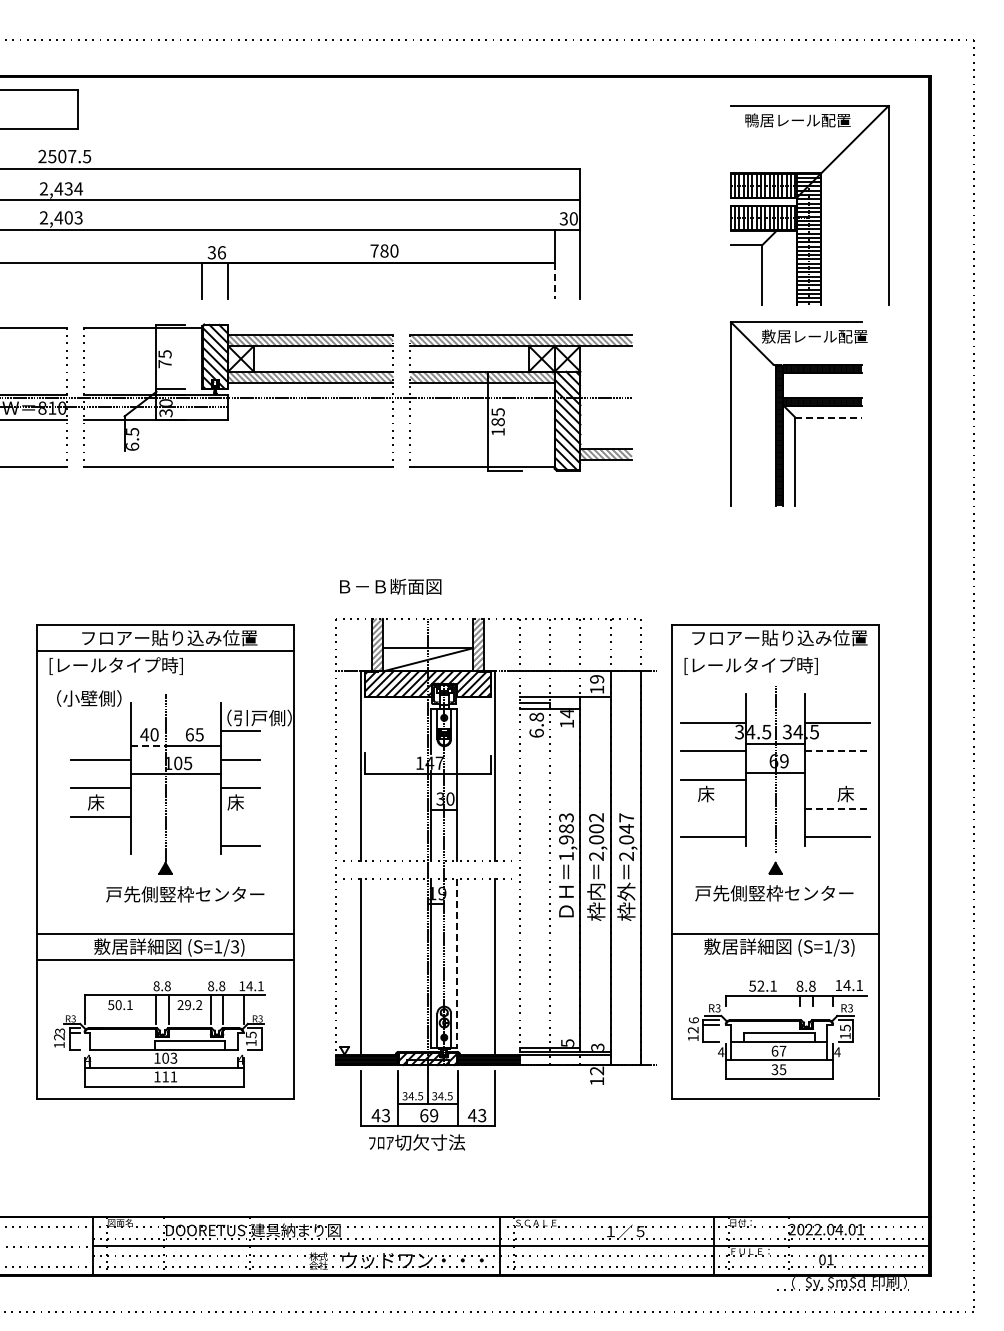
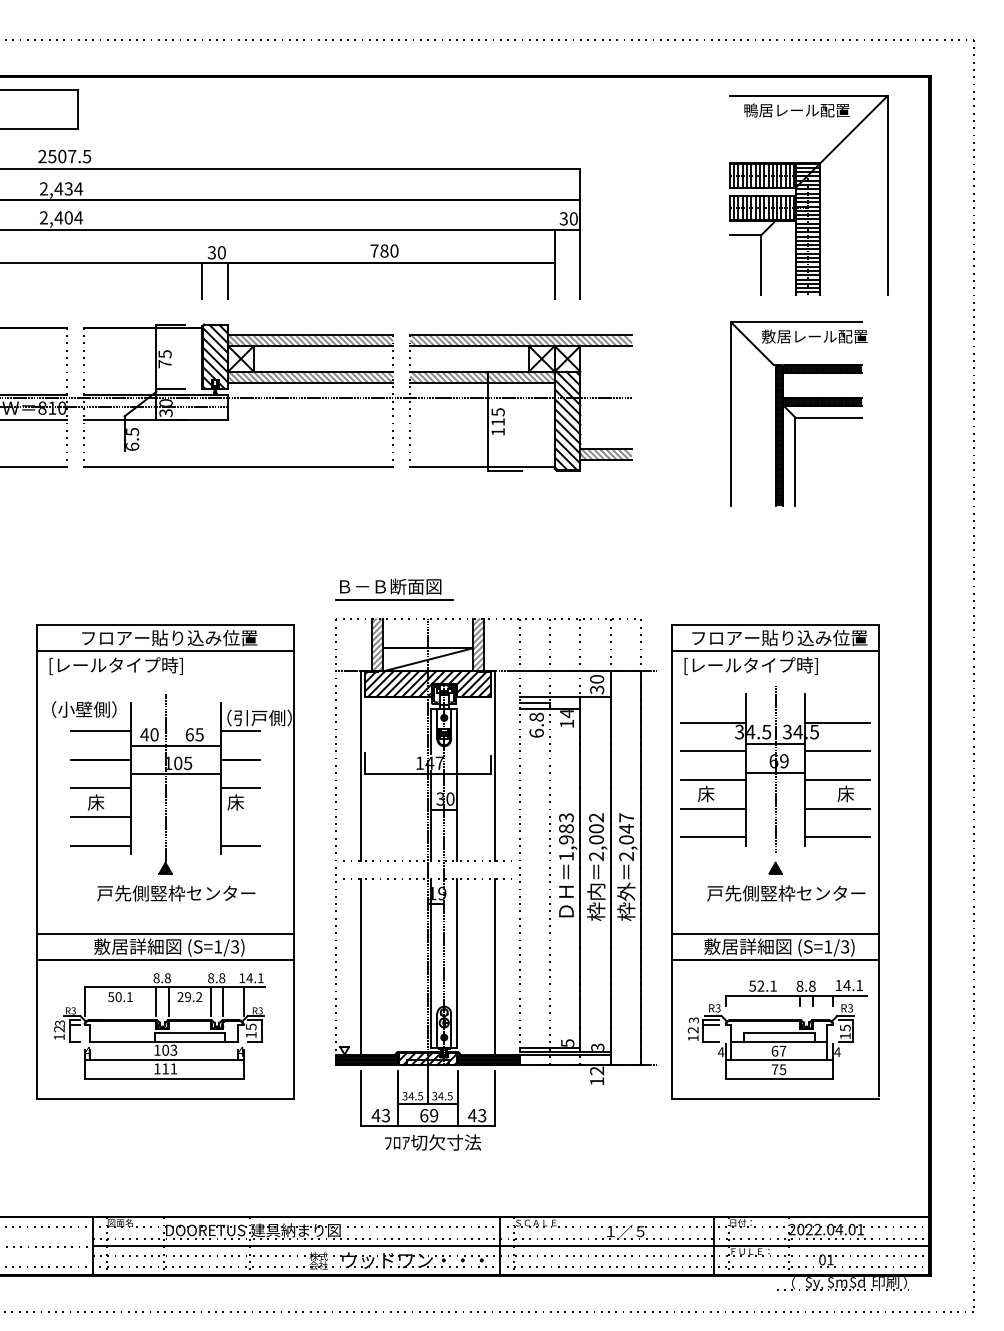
part position: (809, 205) -> (808, 195) (808, 195)
text: 2,403 -> 2,404 (78, 217)
text: 36 -> 30 (221, 252)
line: dashed -> solid (554, 280)
line: dashed -> solid (829, 417)
text: 185 -> 115 (497, 422)
line: none -> present (393, 600)
line: none -> present (775, 651)
text: 19 -> 30 (597, 684)
text position: (89, 698) -> (84, 709) (84, 709)
line: none -> present (101, 731)
line: dashed -> solid (148, 745)
line: dashed -> solid (838, 751)
line: none -> present (837, 779)
line: none -> present (713, 808)
line: dashed -> solid (838, 808)
line: none -> present (101, 845)
text position: (774, 893) -> (786, 893) (786, 893)
text position: (185, 894) -> (176, 893) (176, 893)
line: none -> present (775, 959)
line: dashed -> solid (457, 963)
text: 6 -> 3 (693, 1020)
part position: (159, 1034) -> (159, 1026) (159, 1026)
text: 35 -> 75 (774, 1069)
text position: (416, 1142) -> (432, 1142) (432, 1142)
